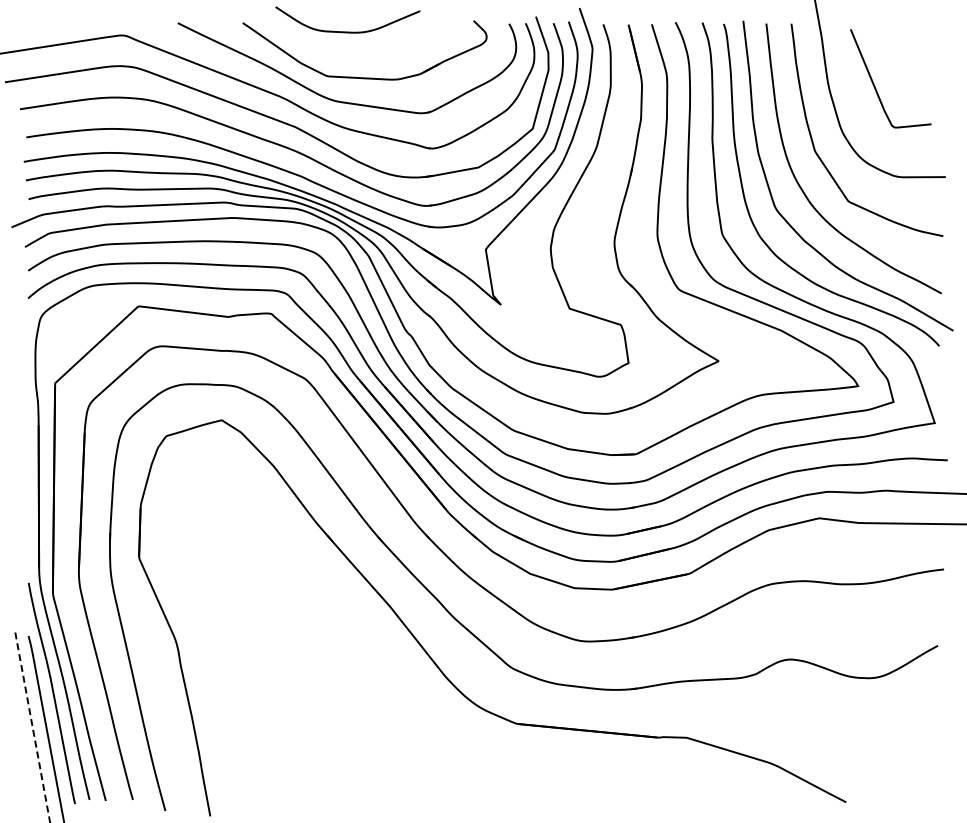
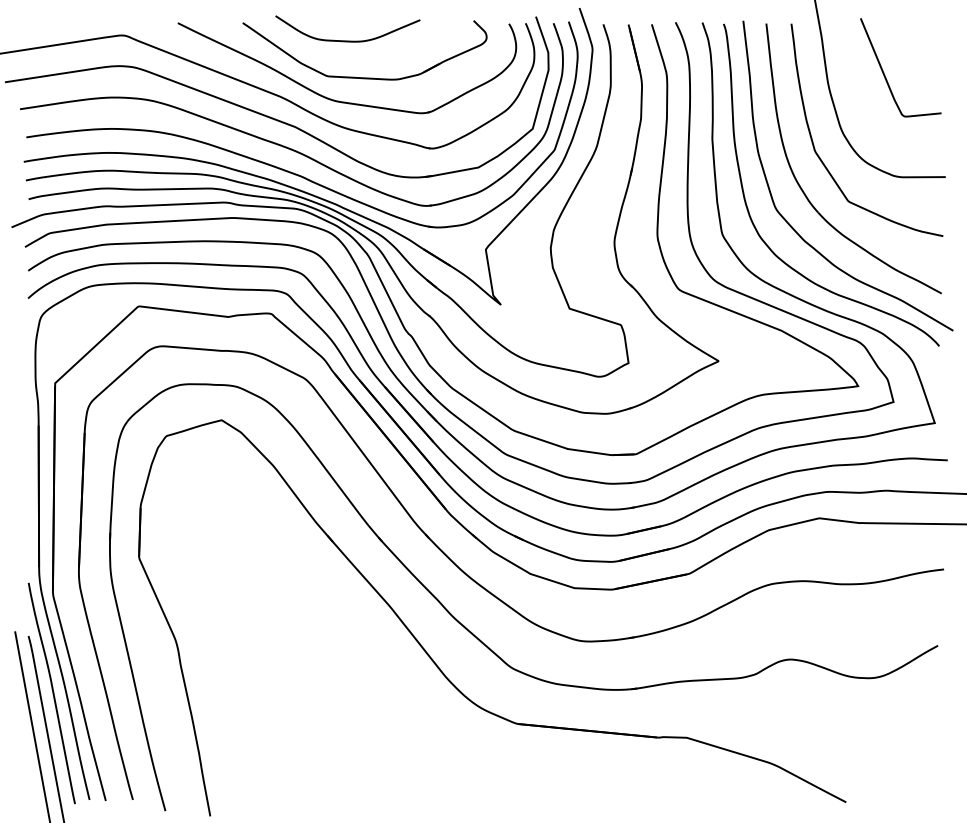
curve position: (347, 31) -> (347, 40) (347, 40)
curve position: (874, 83) -> (884, 72) (884, 72)
line: dashed -> solid (32, 726)
